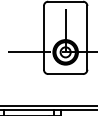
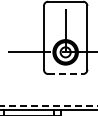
line: solid -> dashed (66, 74)
line: solid -> dashed (48, 105)
